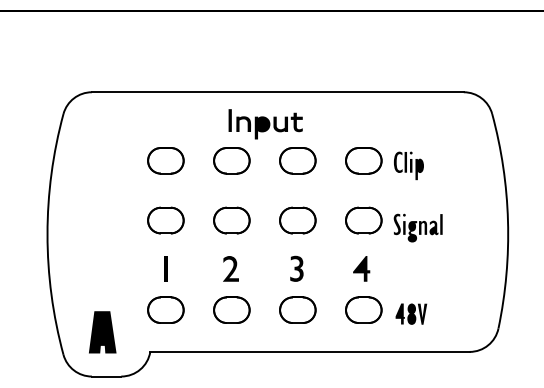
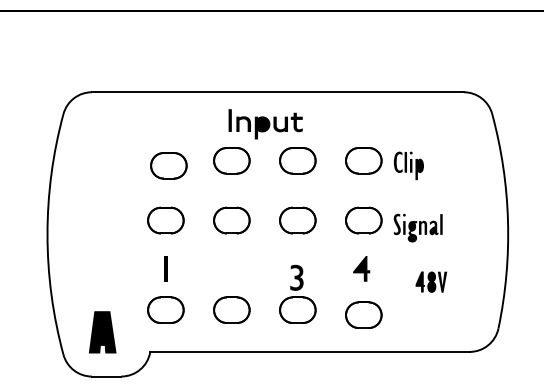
part position: (165, 160) -> (168, 165) (168, 165)
fill: present -> none (230, 268)
part position: (296, 268) -> (296, 277) (296, 277)
part position: (363, 309) -> (363, 314) (363, 314)
part position: (411, 313) -> (431, 281) (431, 281)
